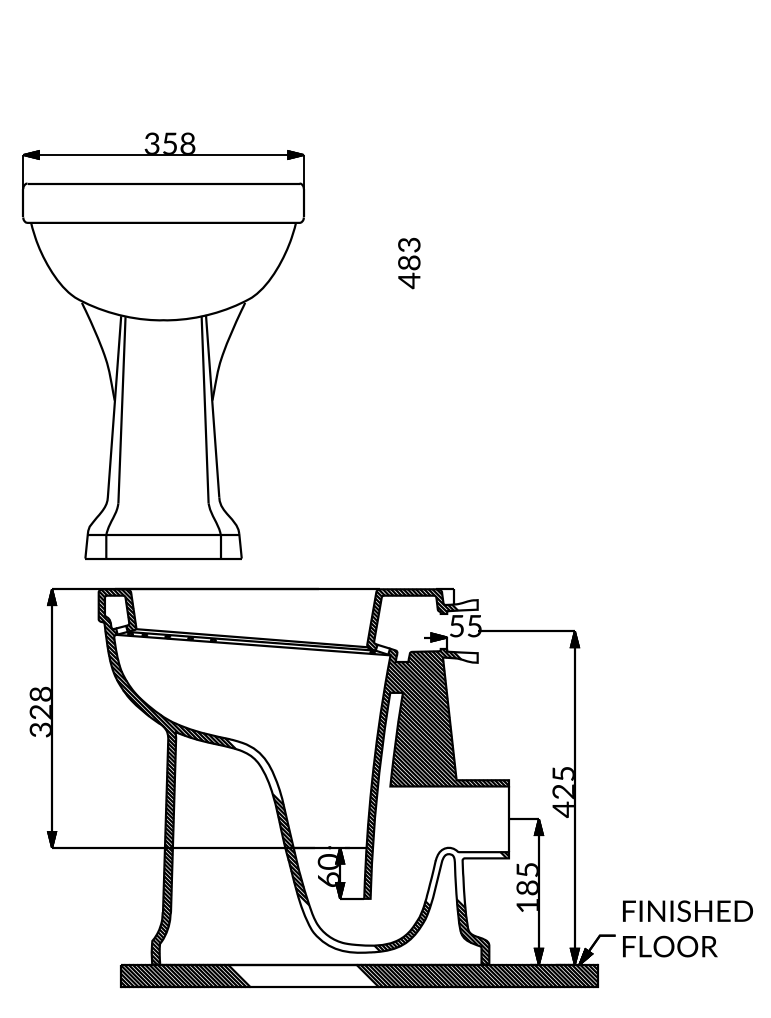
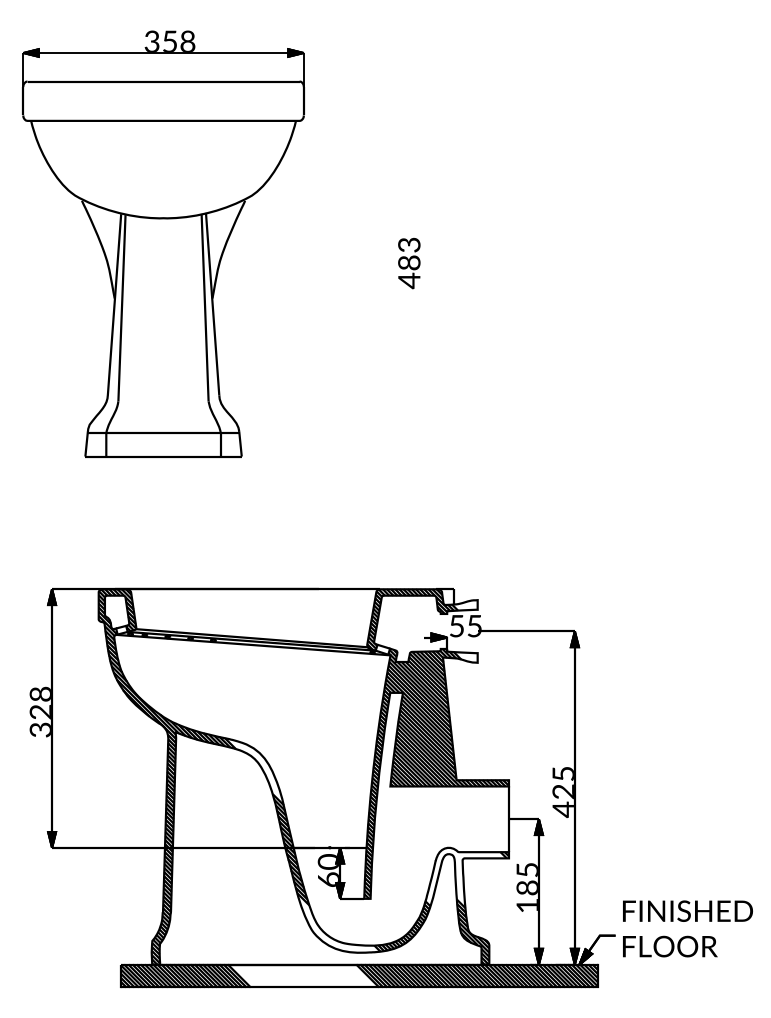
part position: (163, 345) -> (163, 243) (163, 243)
